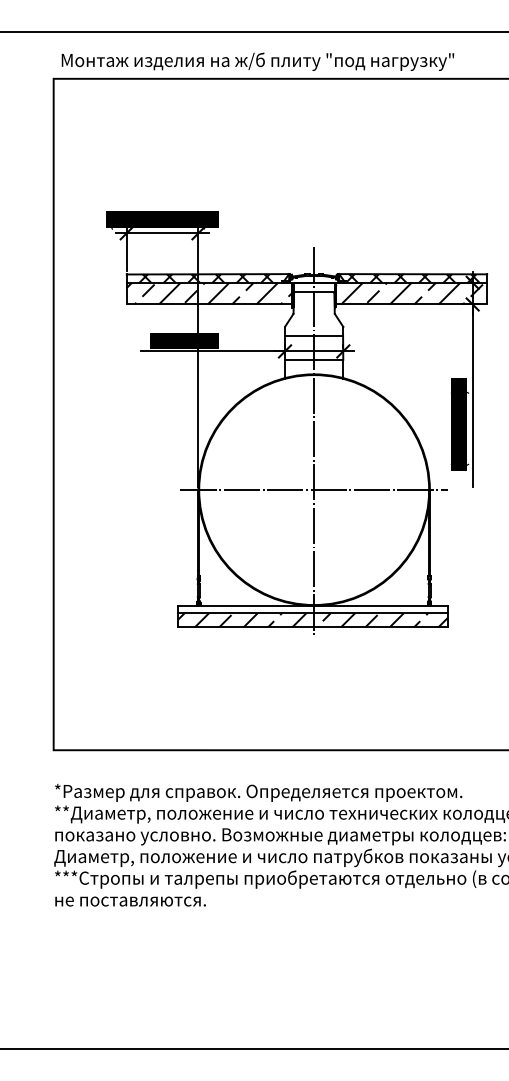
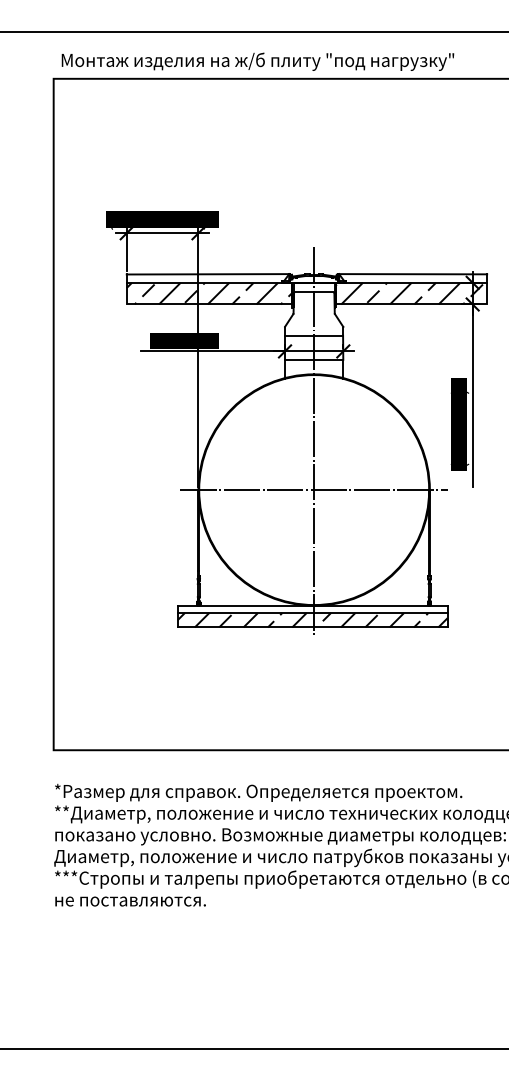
hatch: present -> none (207, 278)
hatch: present -> none (412, 278)
